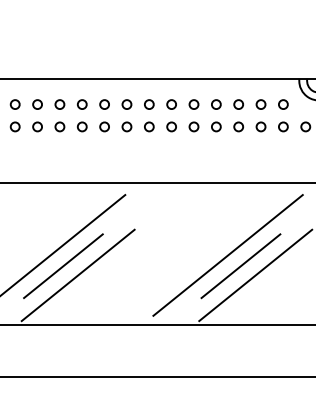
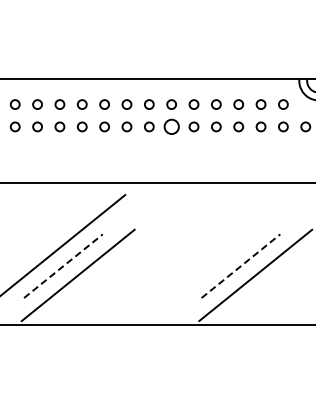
circle size: 11x12 px -> 17x17 px (171, 126)
line: present -> none (227, 255)
line: solid -> dashed (63, 266)
line: solid -> dashed (240, 266)
line: present -> none (157, 376)
